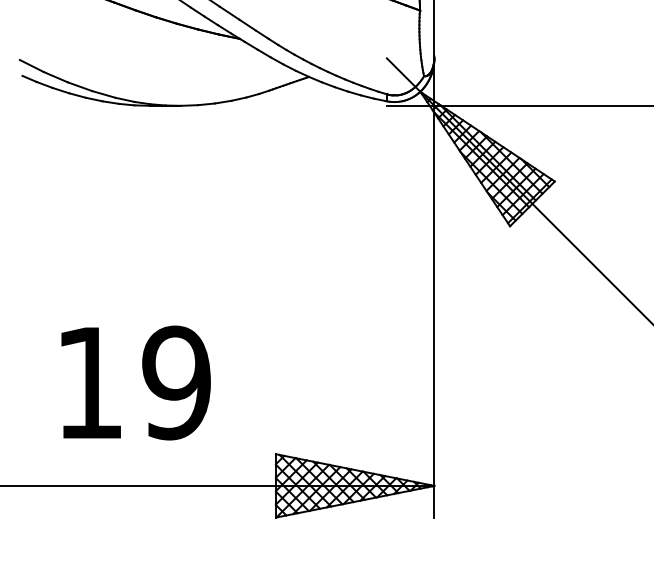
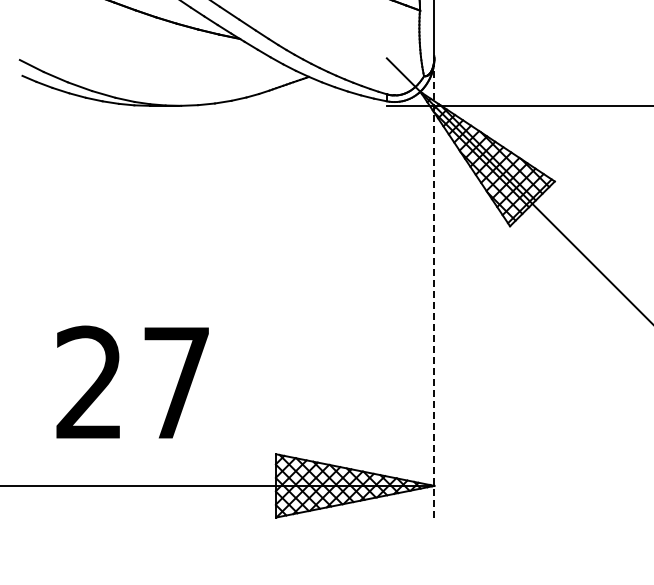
line: solid -> dashed (434, 287)
text: 19 -> 27 (133, 382)
